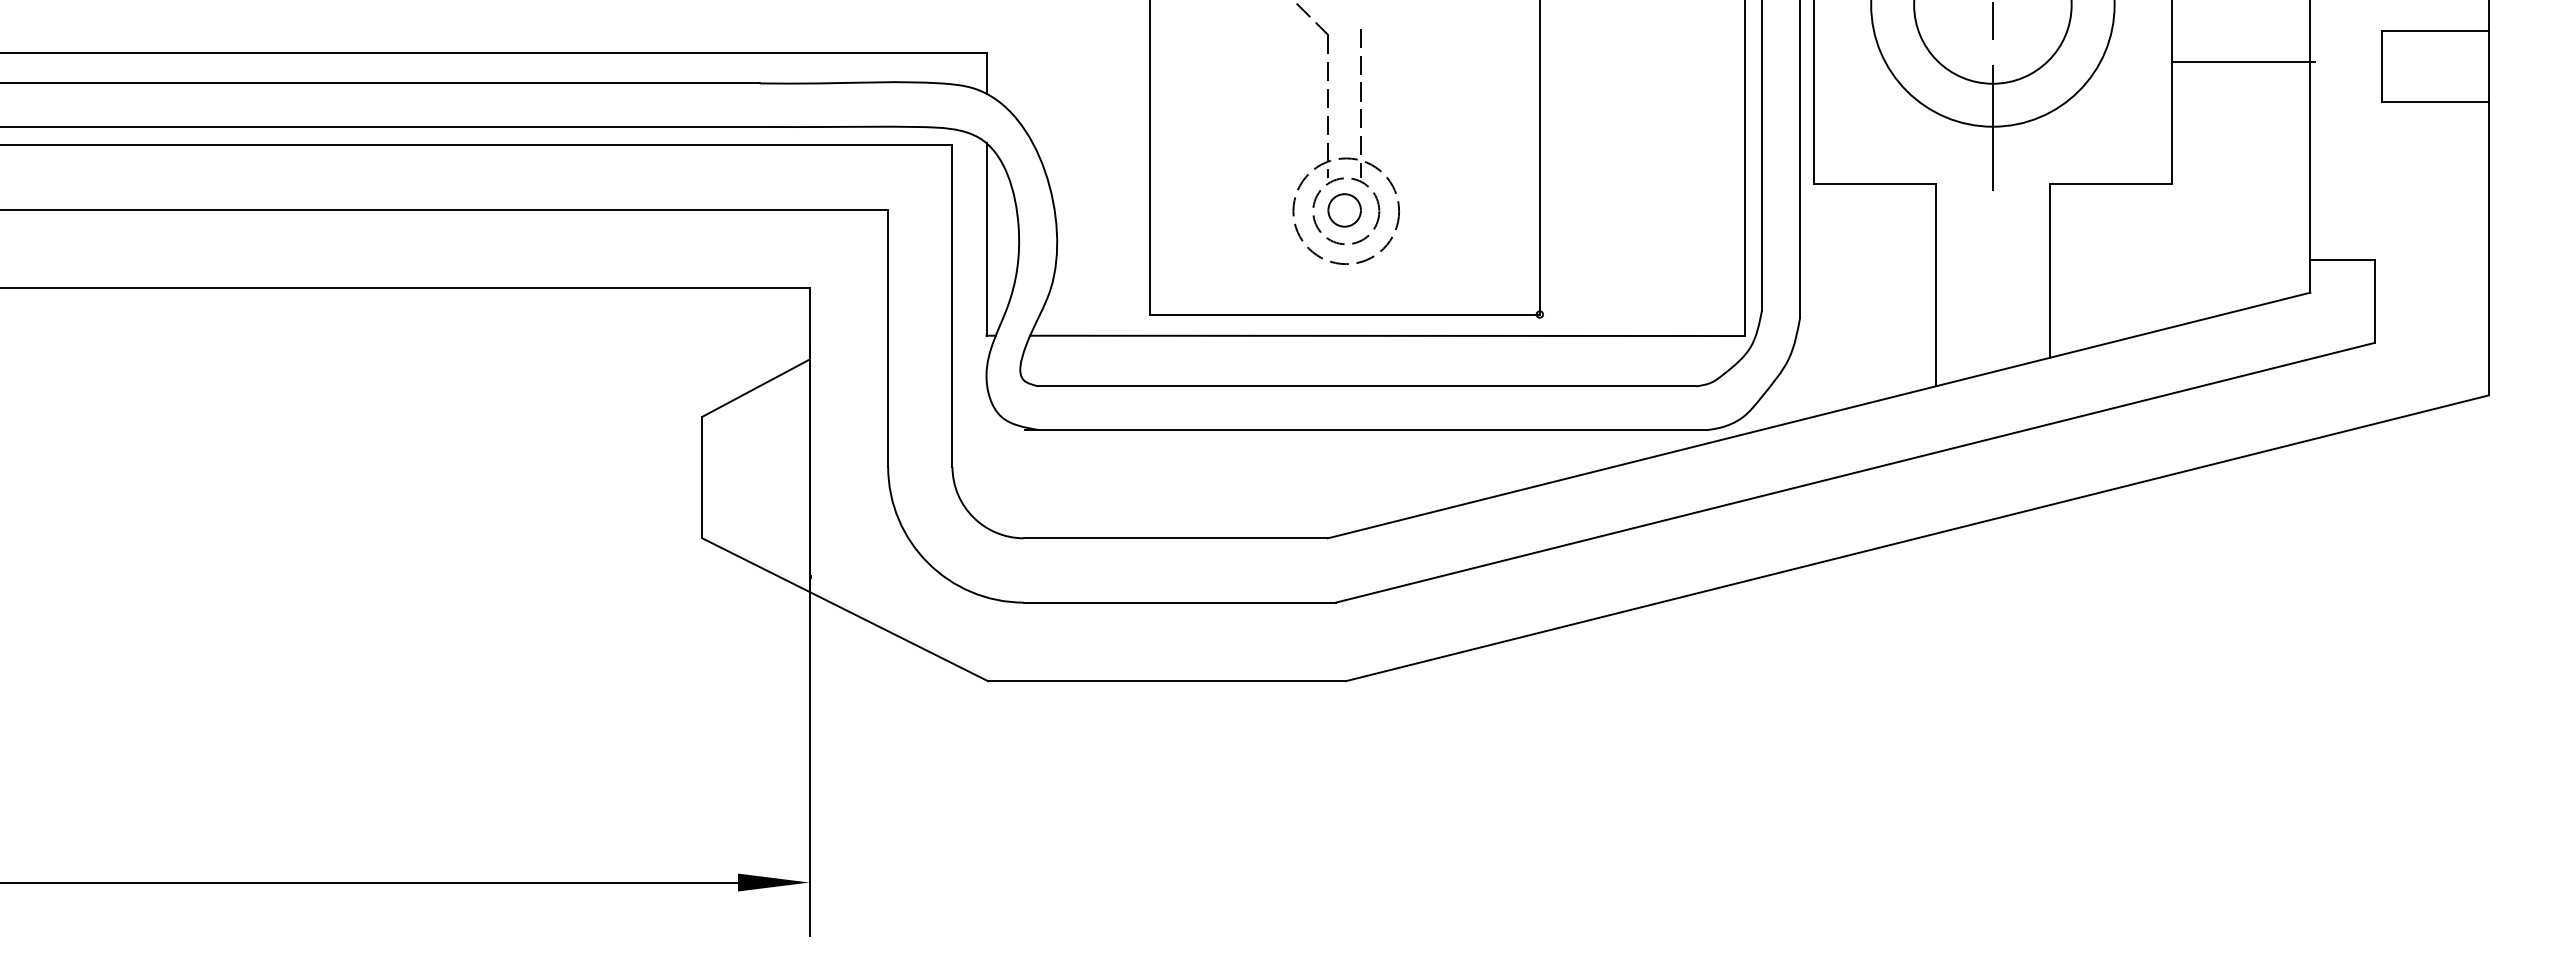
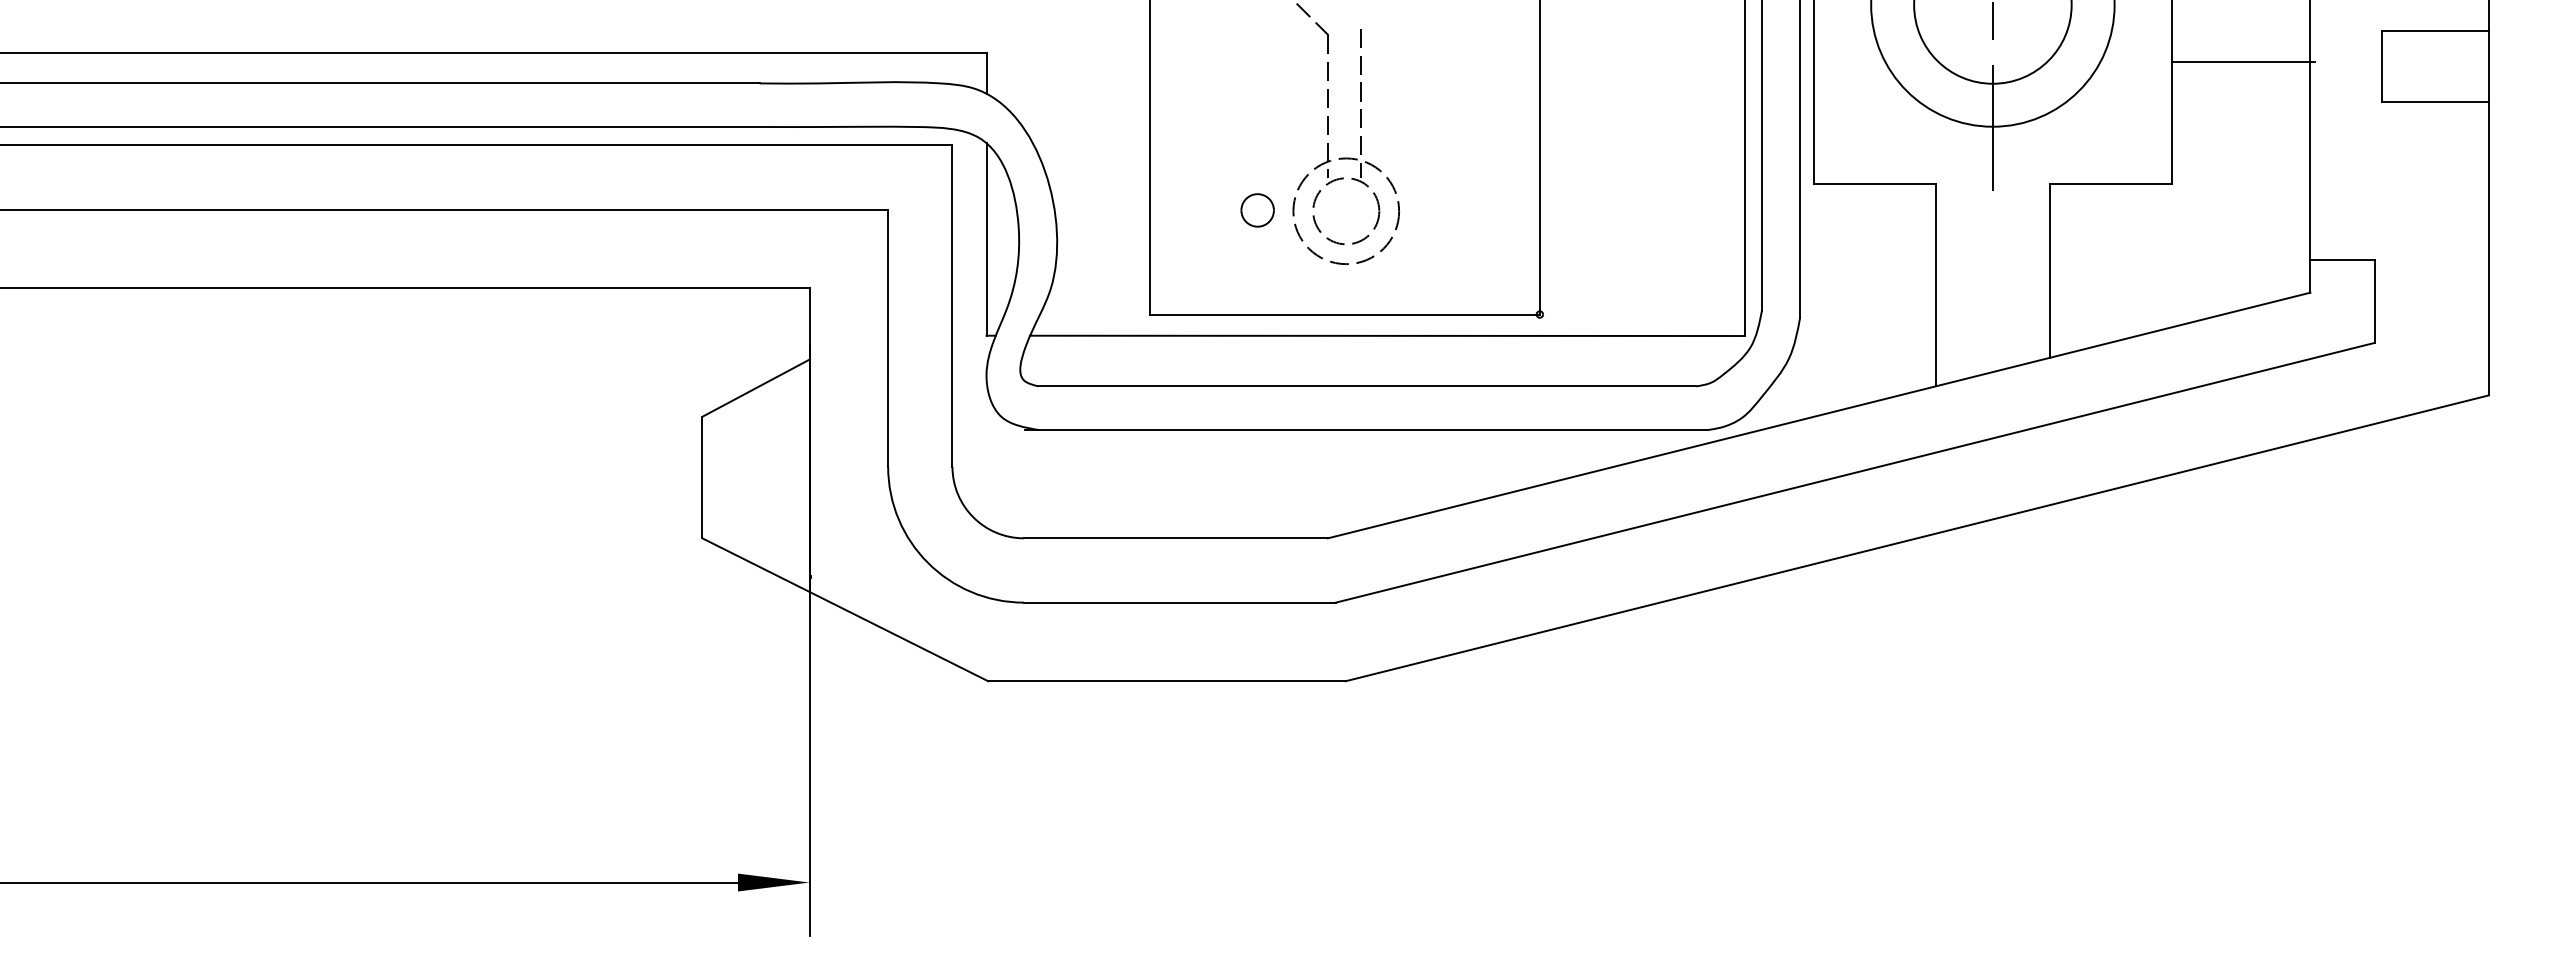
part position: (1344, 210) -> (1257, 210) (1257, 210)
